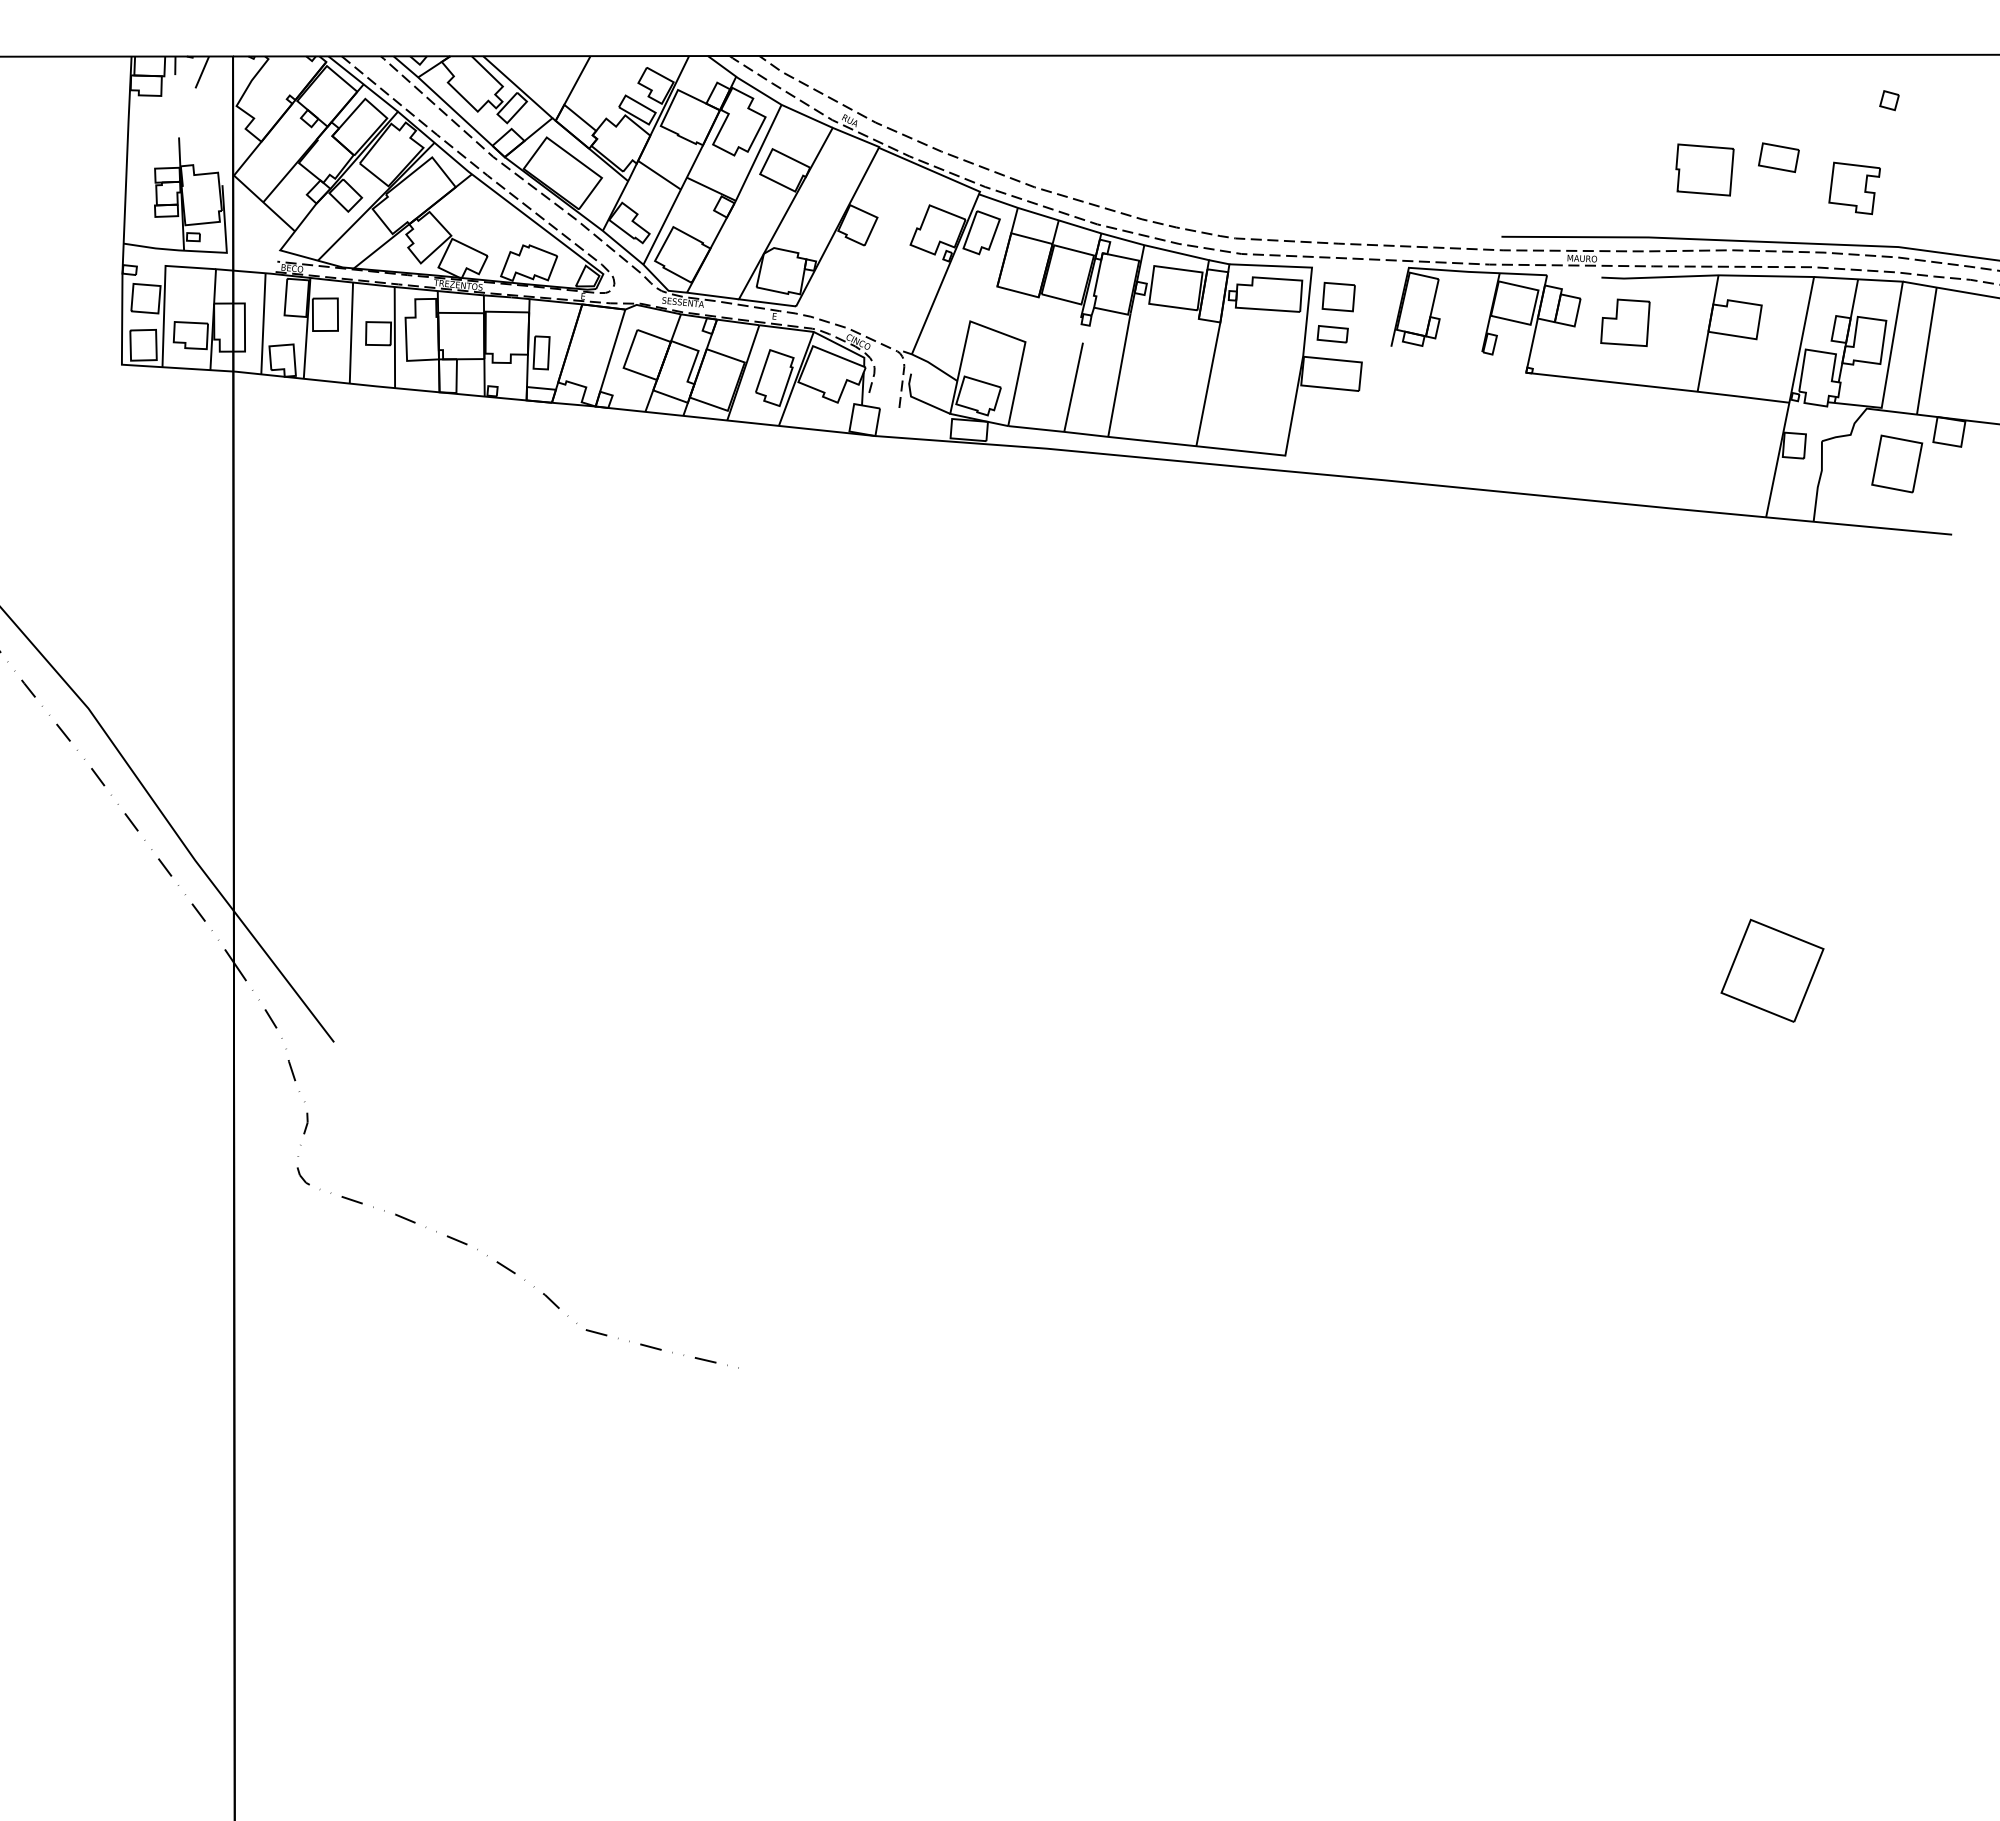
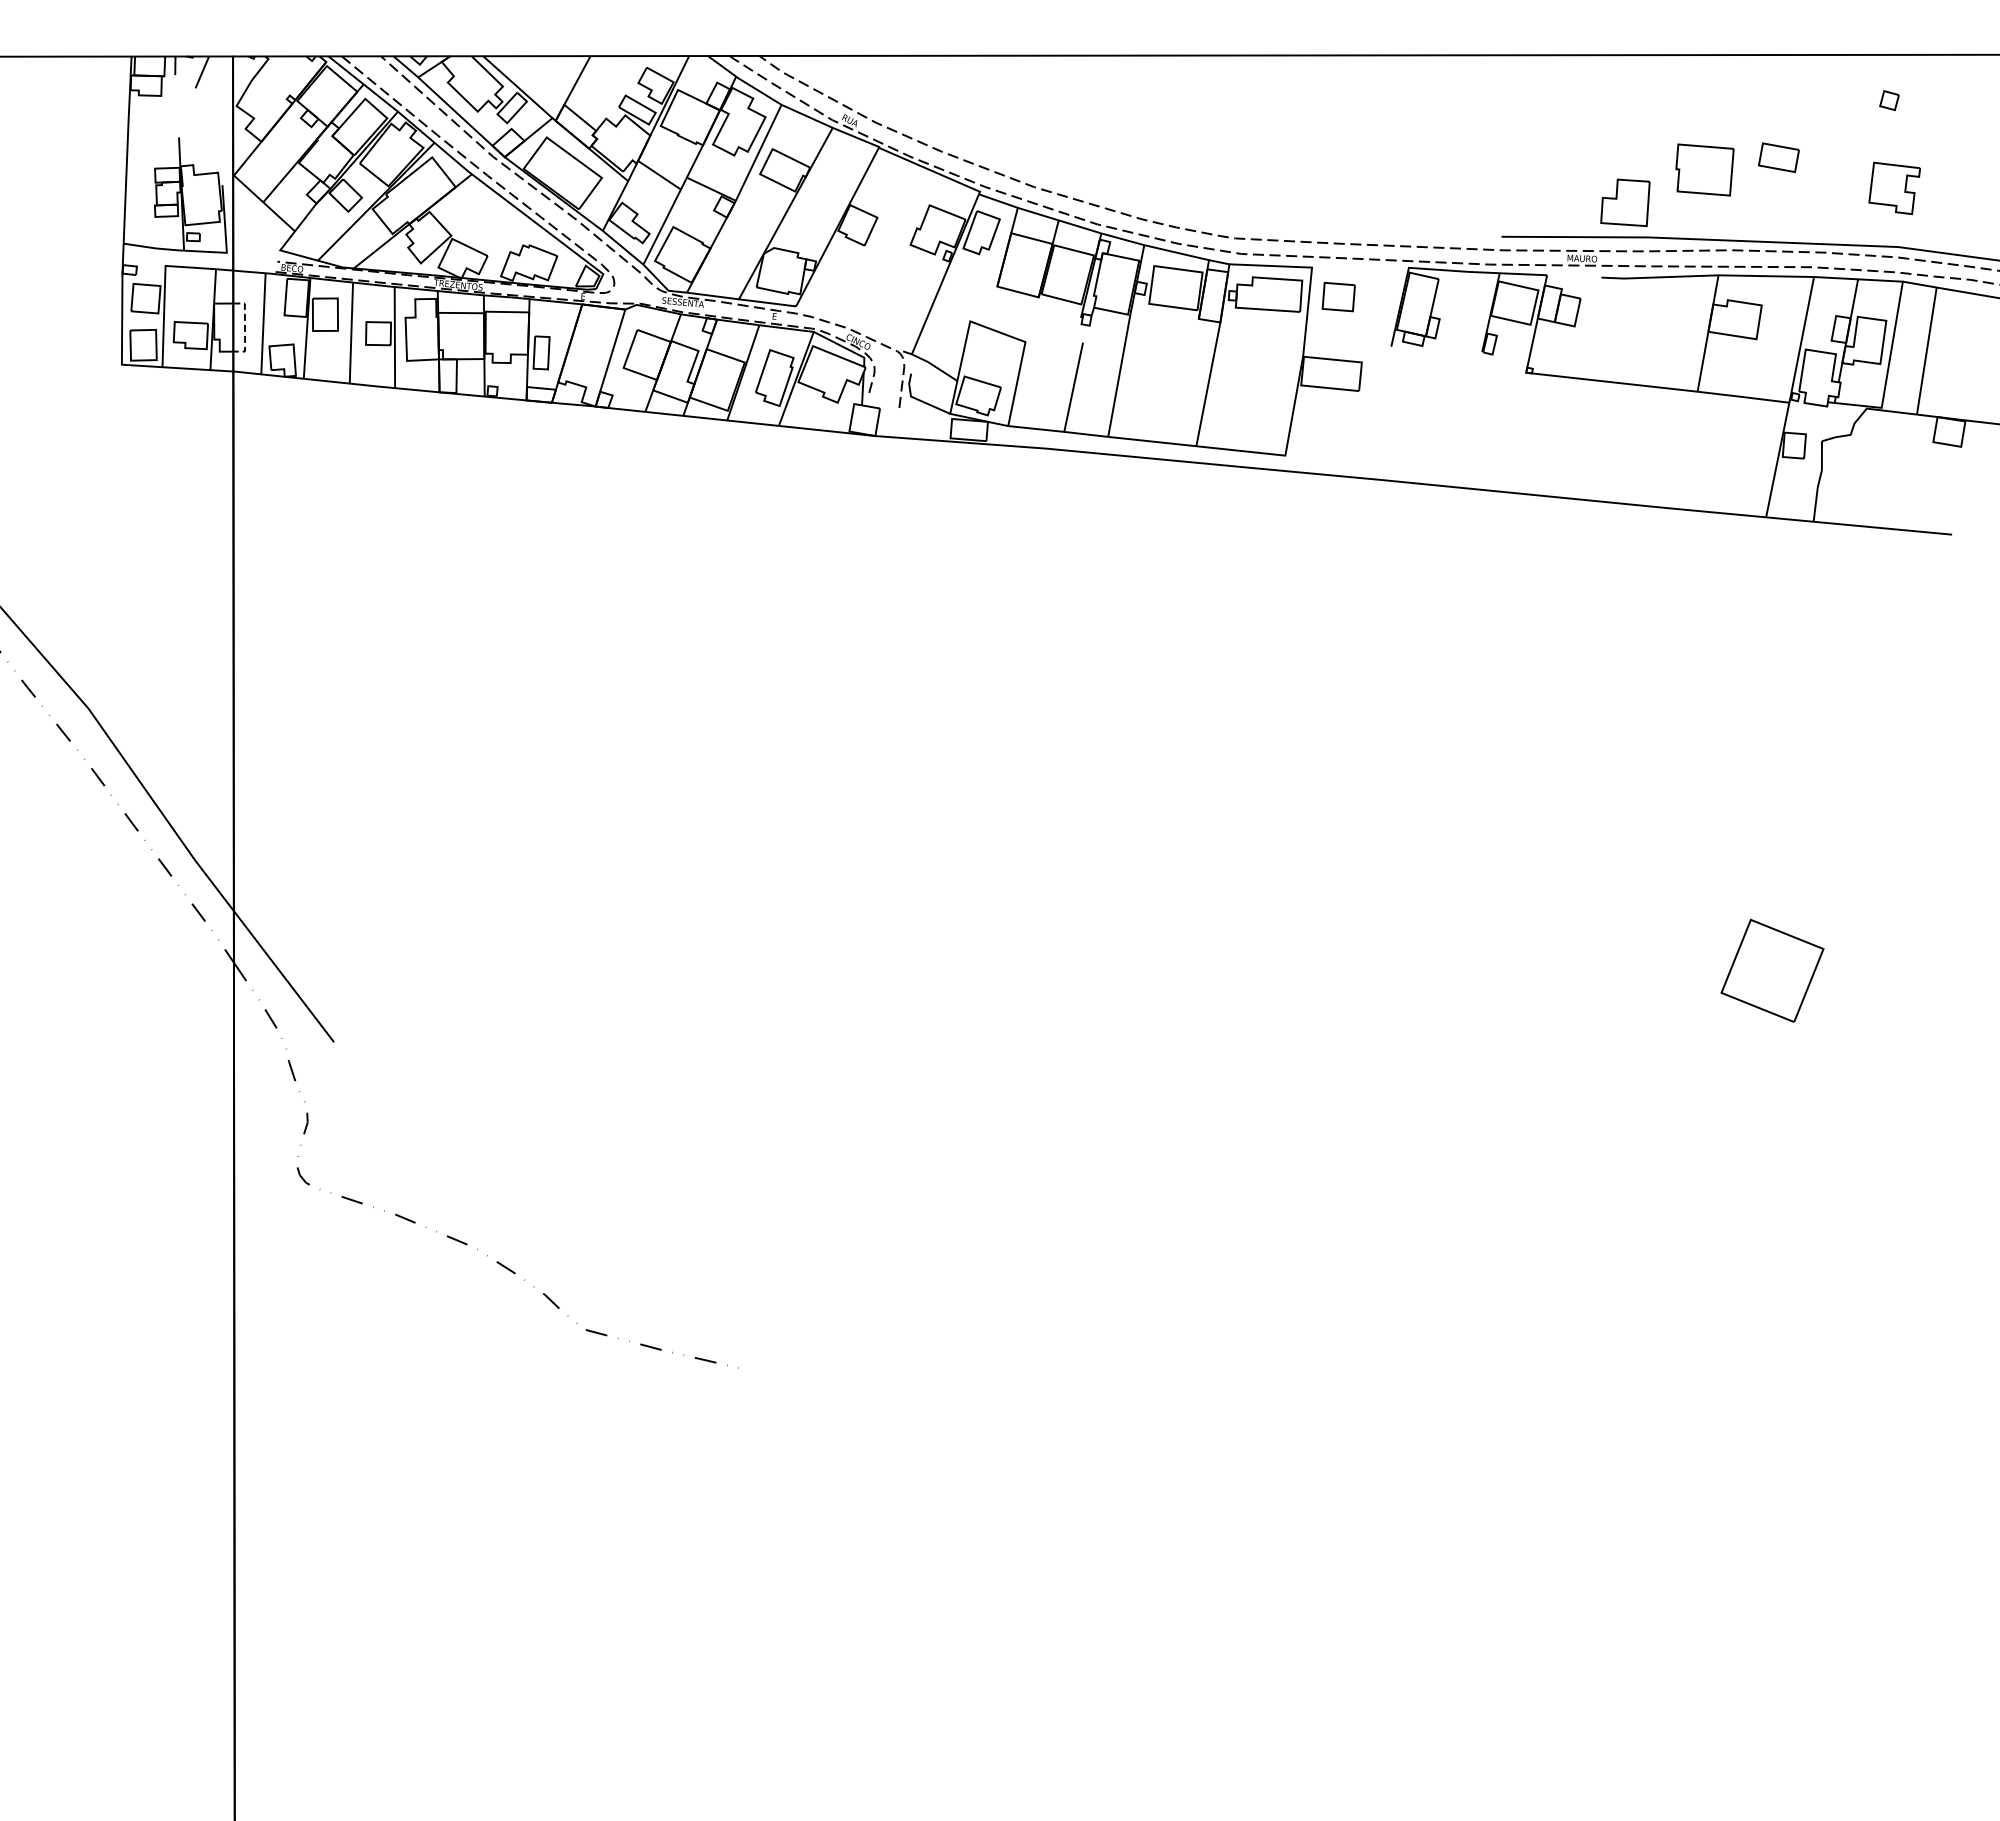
part position: (1854, 188) -> (1894, 188) (1894, 188)
part position: (1625, 322) -> (1625, 202) (1625, 202)
line: solid -> dashed (244, 328)
part: present -> none (1332, 334)
part: present -> none (1897, 463)
